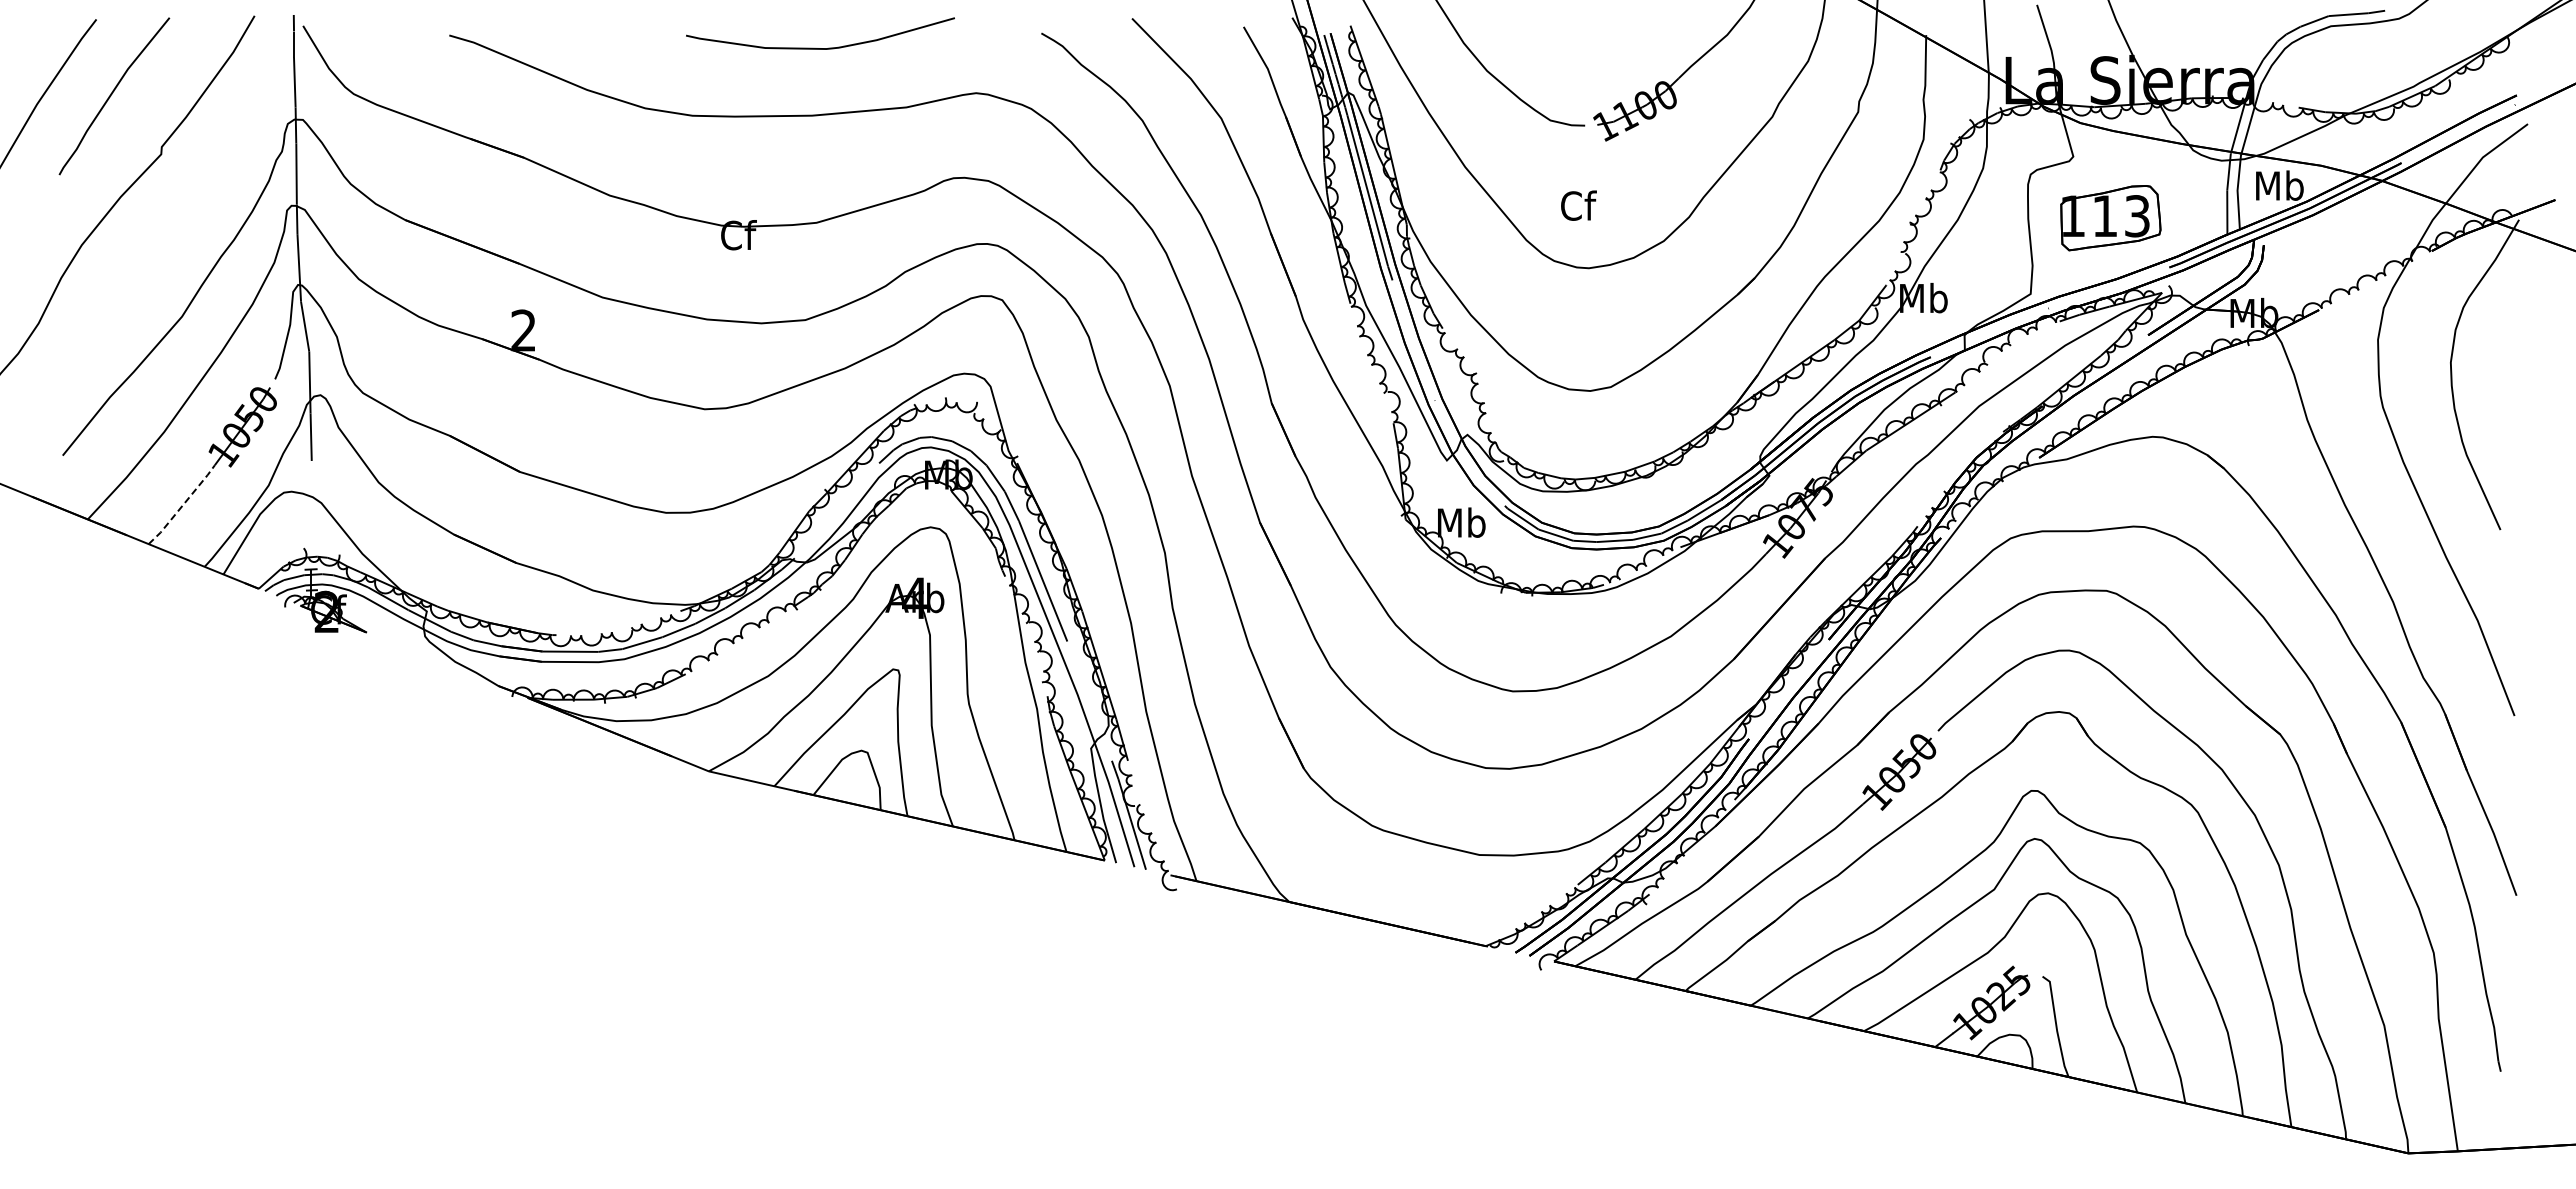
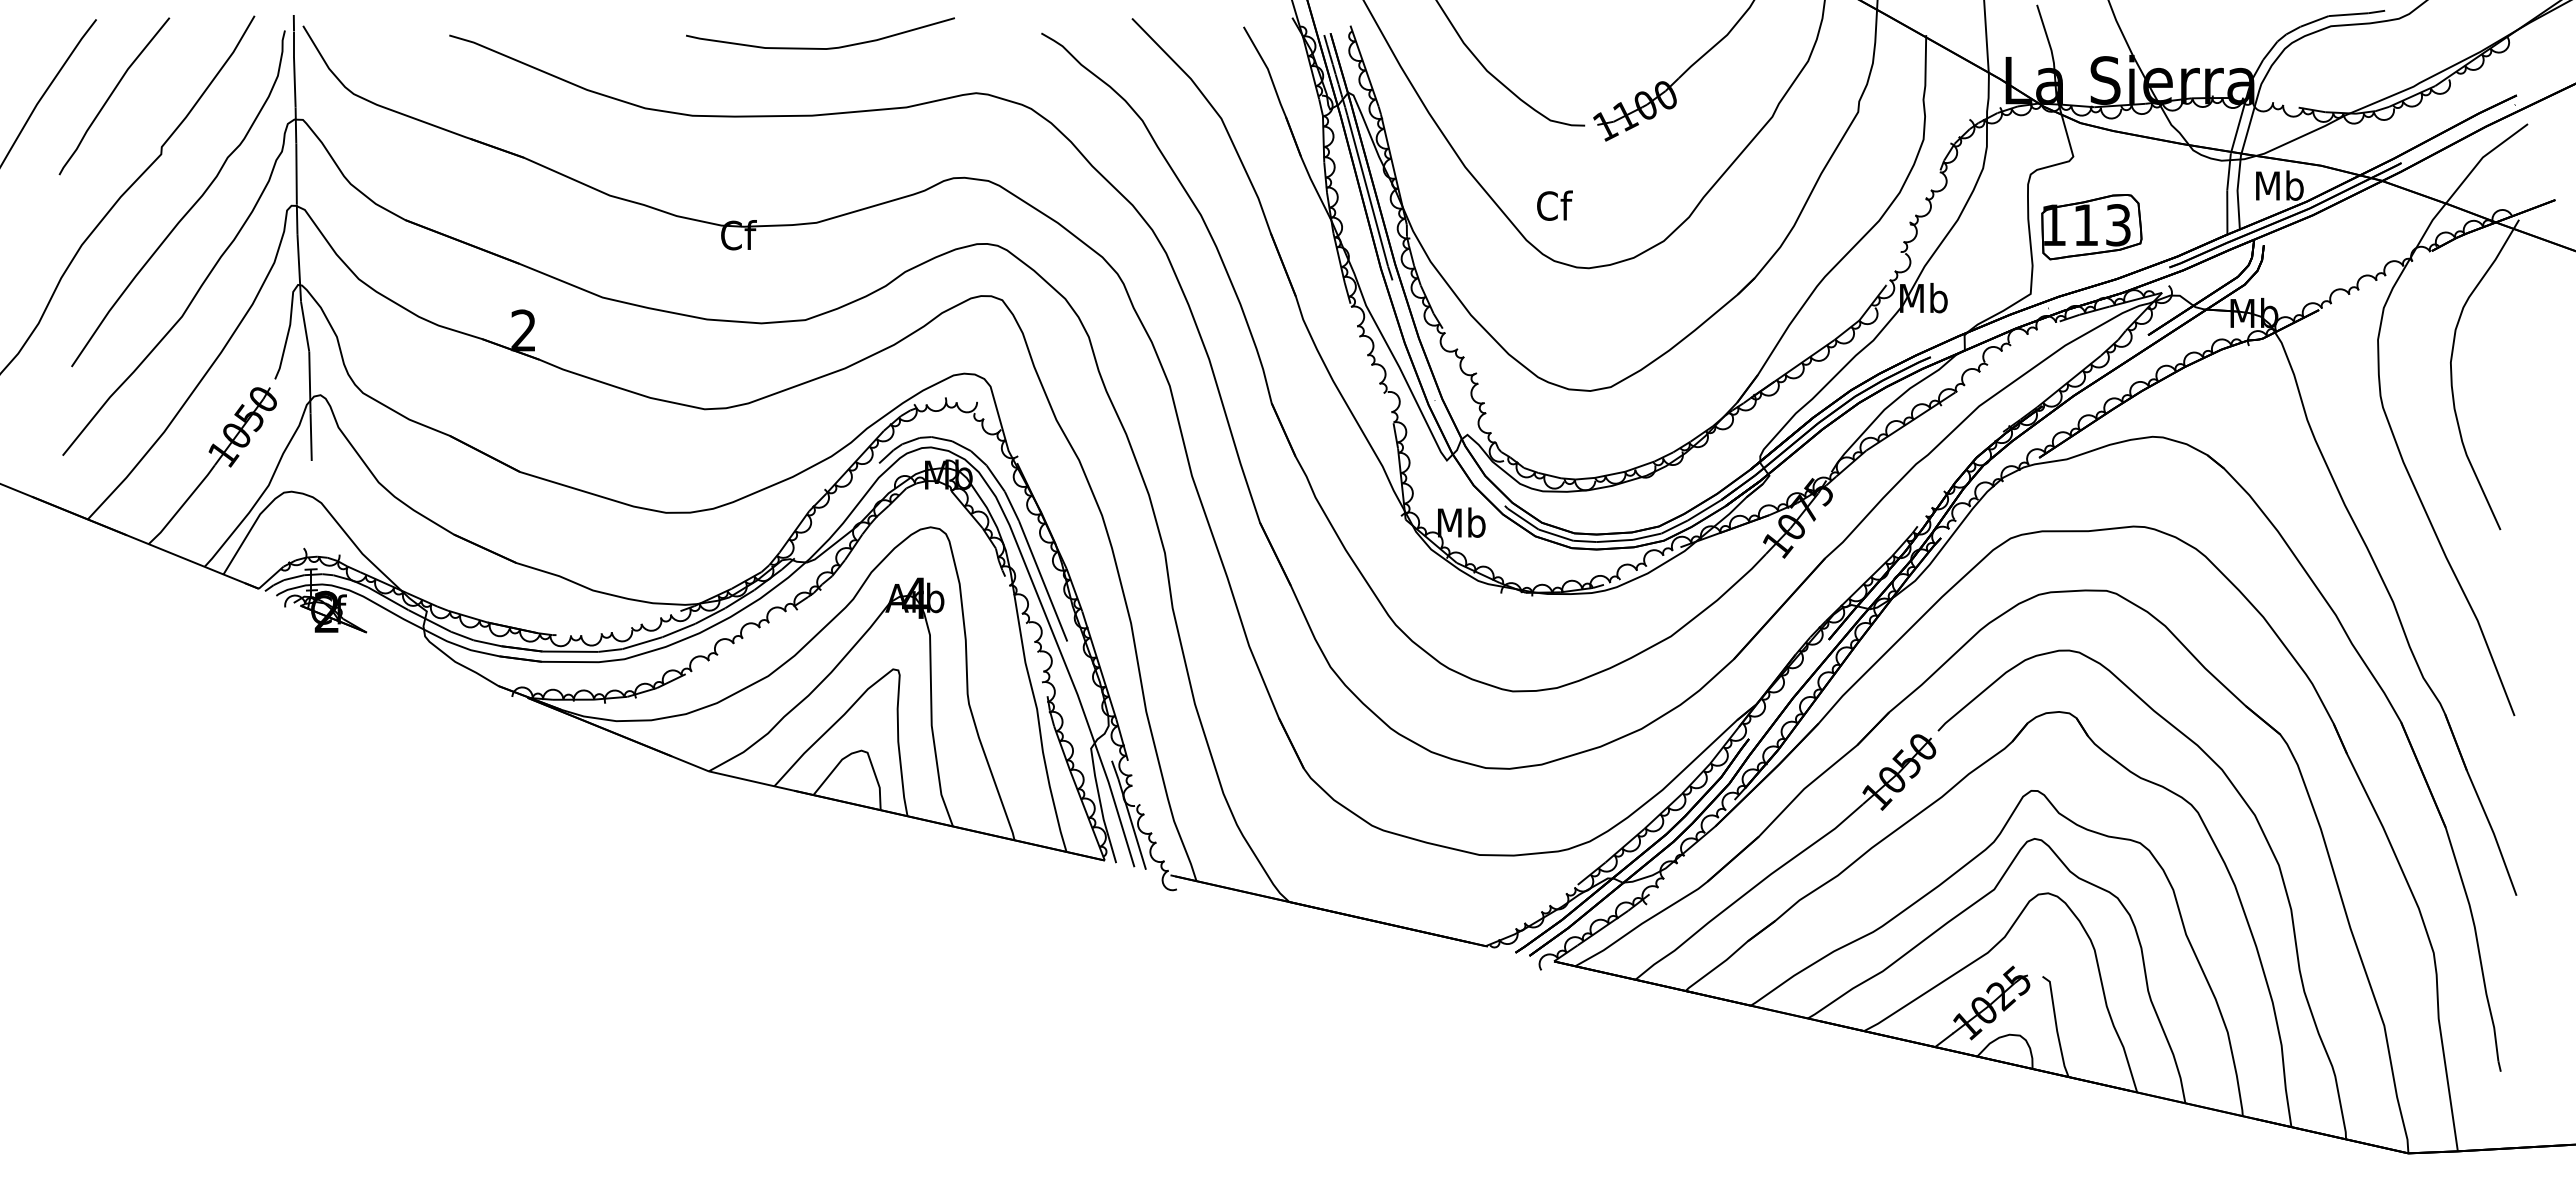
text position: (1578, 205) -> (1554, 205) (1554, 205)
curve: none -> present (189, 208)
part position: (2110, 218) -> (2091, 227) (2091, 227)
line: dashed -> solid (183, 505)
